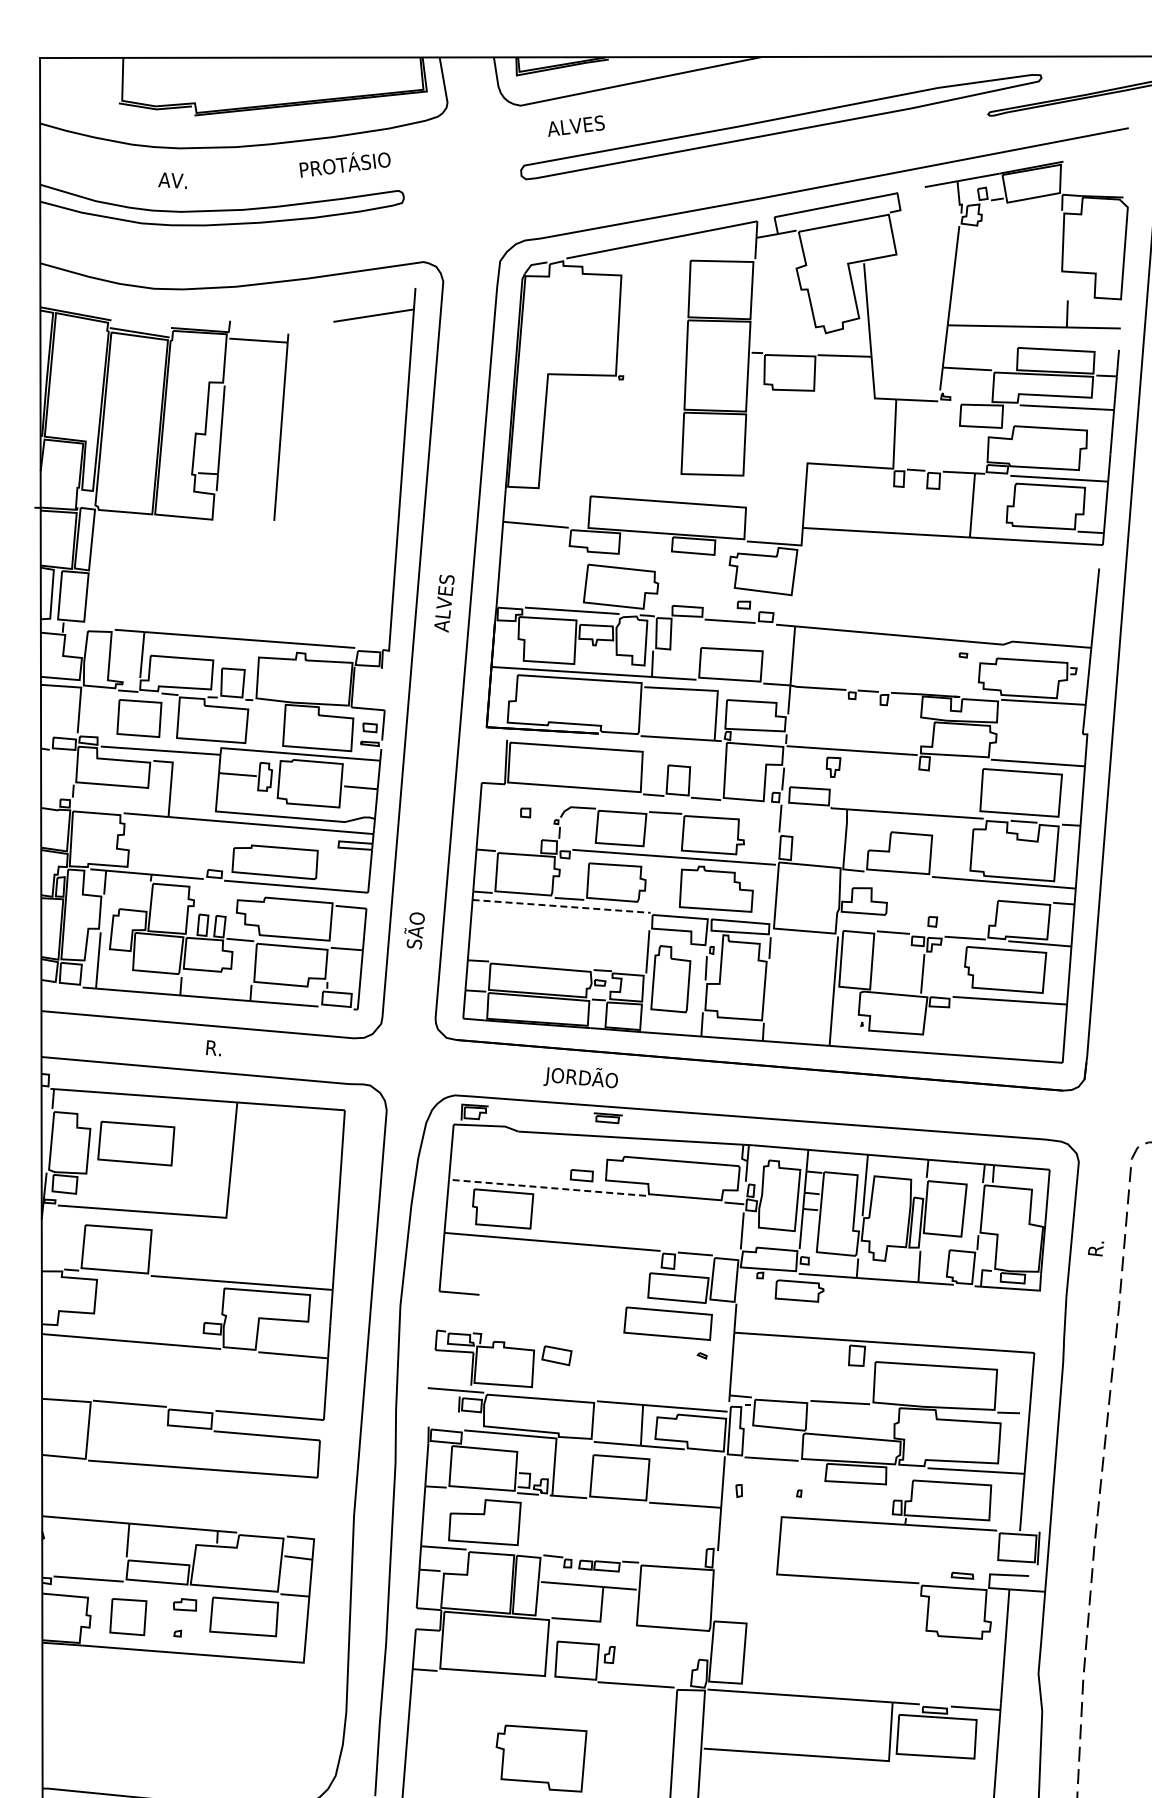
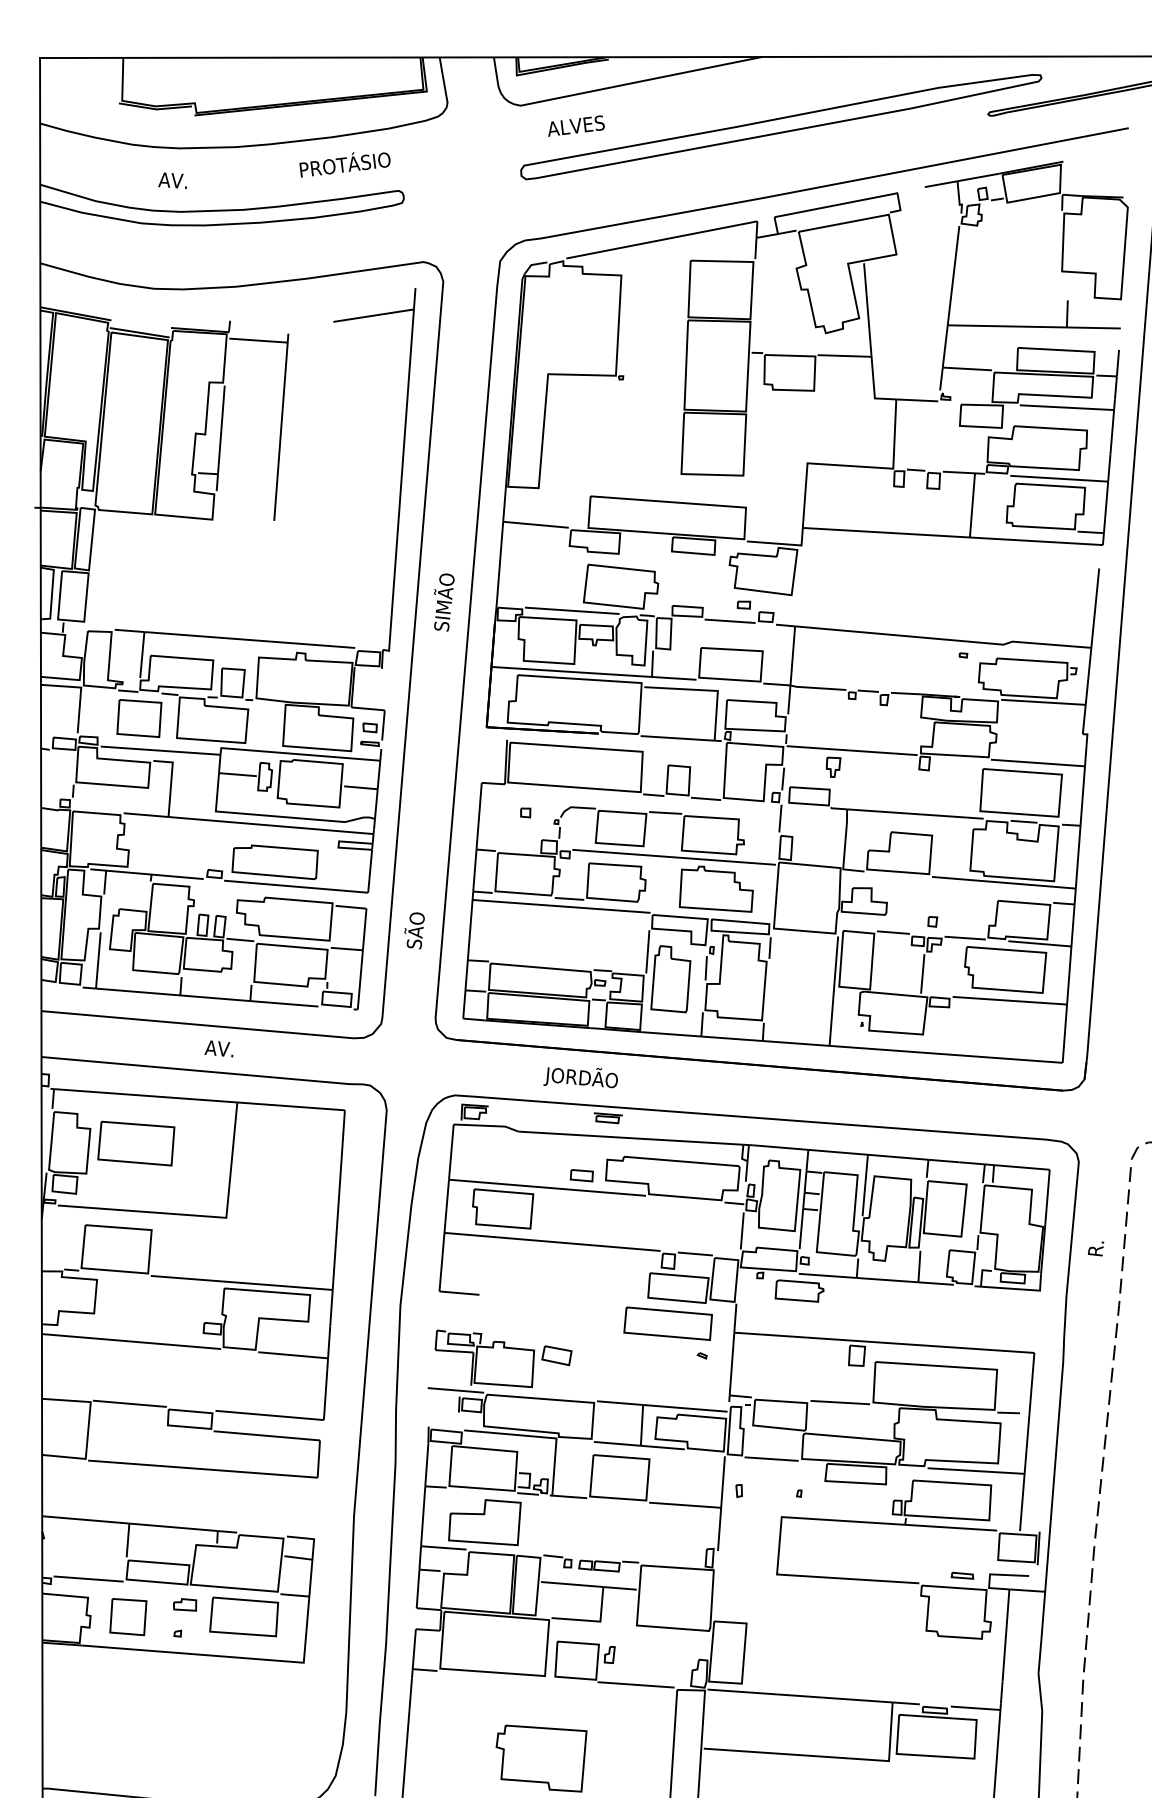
text: ALVES -> SIMÃO (444, 602)
line: dashed -> solid (562, 906)
text: R. -> AV. (218, 1048)
line: dashed -> solid (547, 1187)
